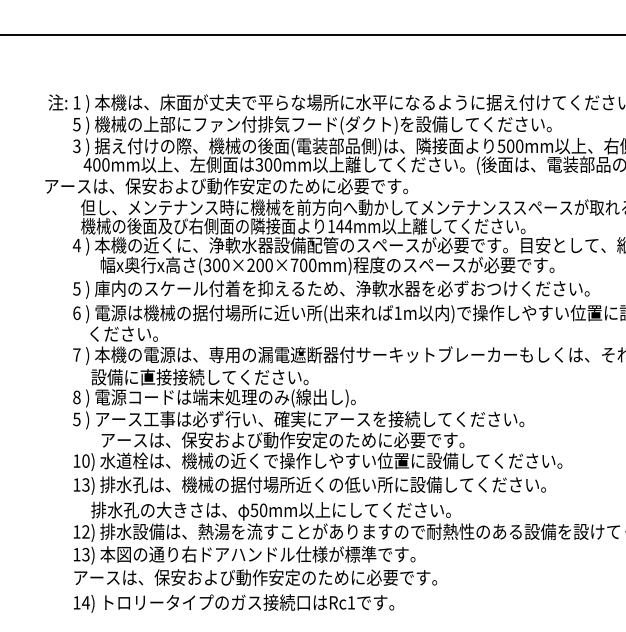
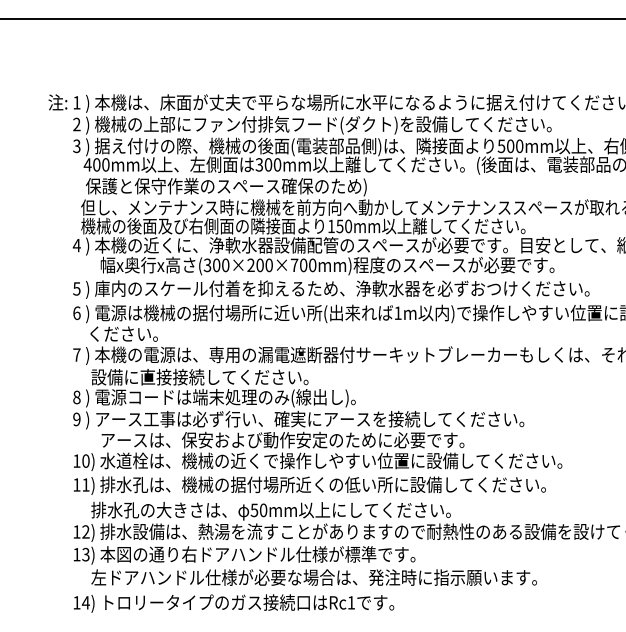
line position: (312, 34) -> (312, 18) (312, 18)
text: 5 -> 2 (76, 124)
text: アースは、保安および動作安定のために必要です。 -> 保護と保守作業のスペース確保のため) (226, 186)
text: 144mm -> 150mm (344, 226)
text: 5 -> 9 (76, 419)
text: 13) -> 11) (85, 484)
text: アースは、保安および動作安定のために必要です。 -> 左ドアハンドル仕様が必要な場合は、発注時に指示願います。 (305, 577)
